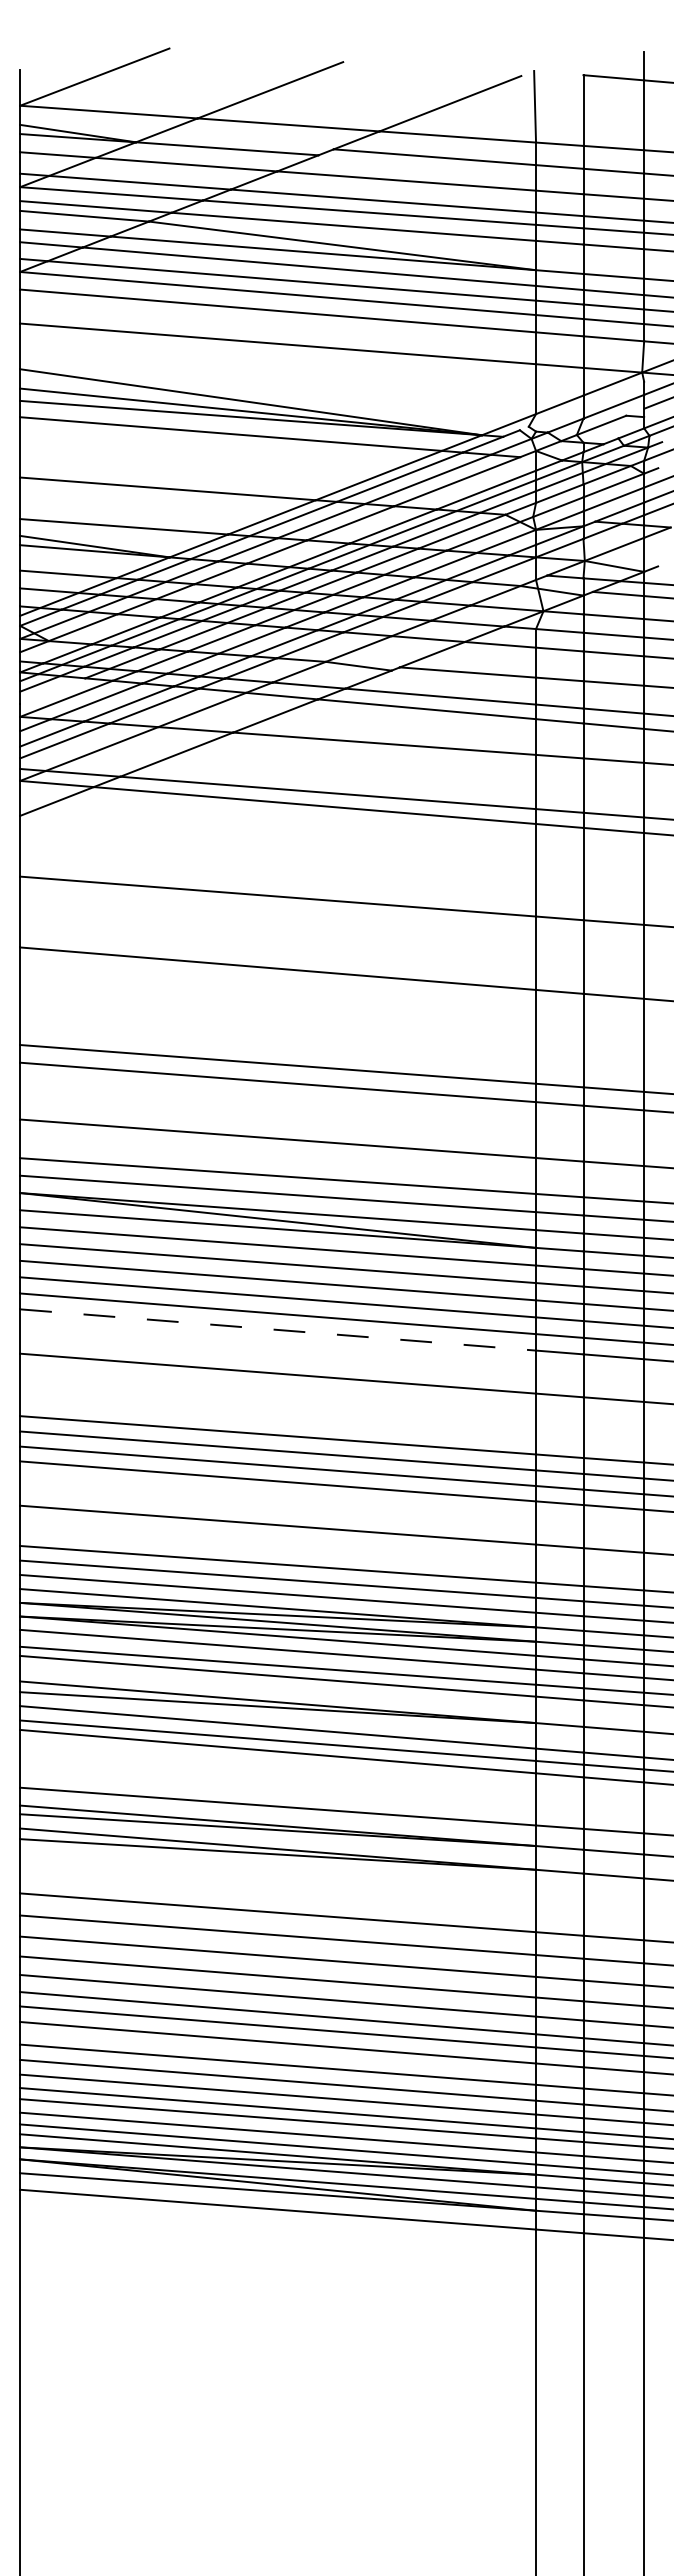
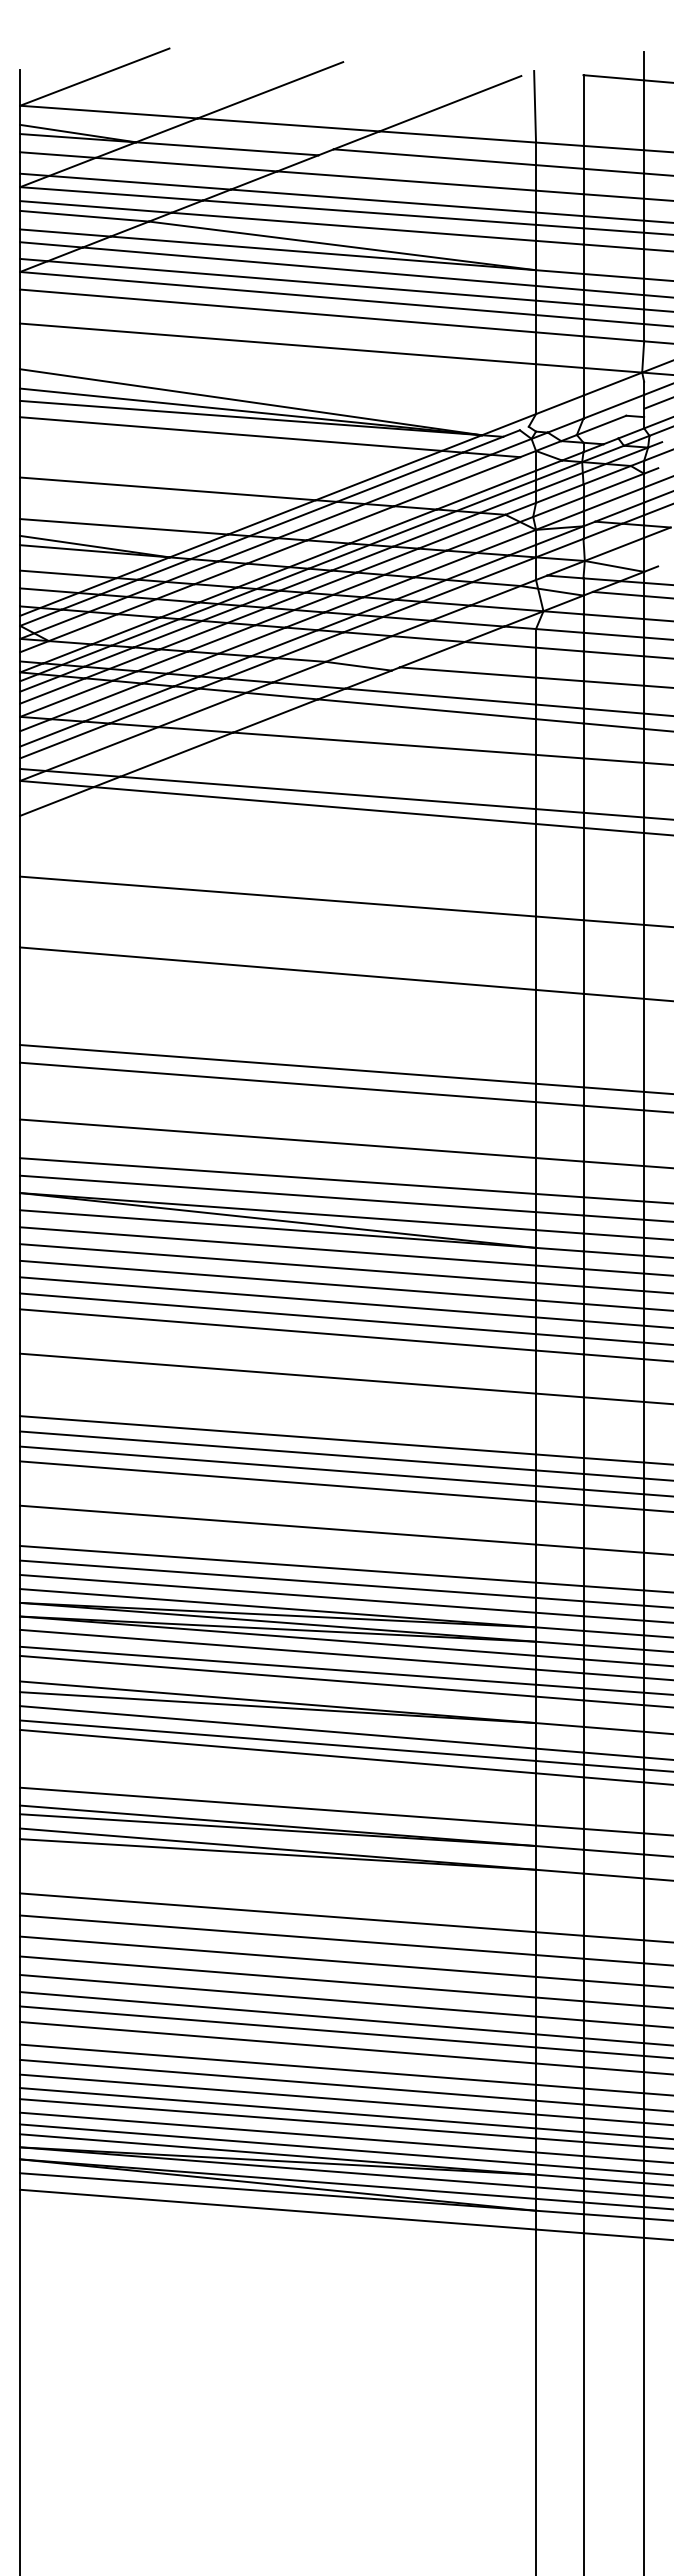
line: none -> present (52, 690)
line: dashed -> solid (278, 1329)
